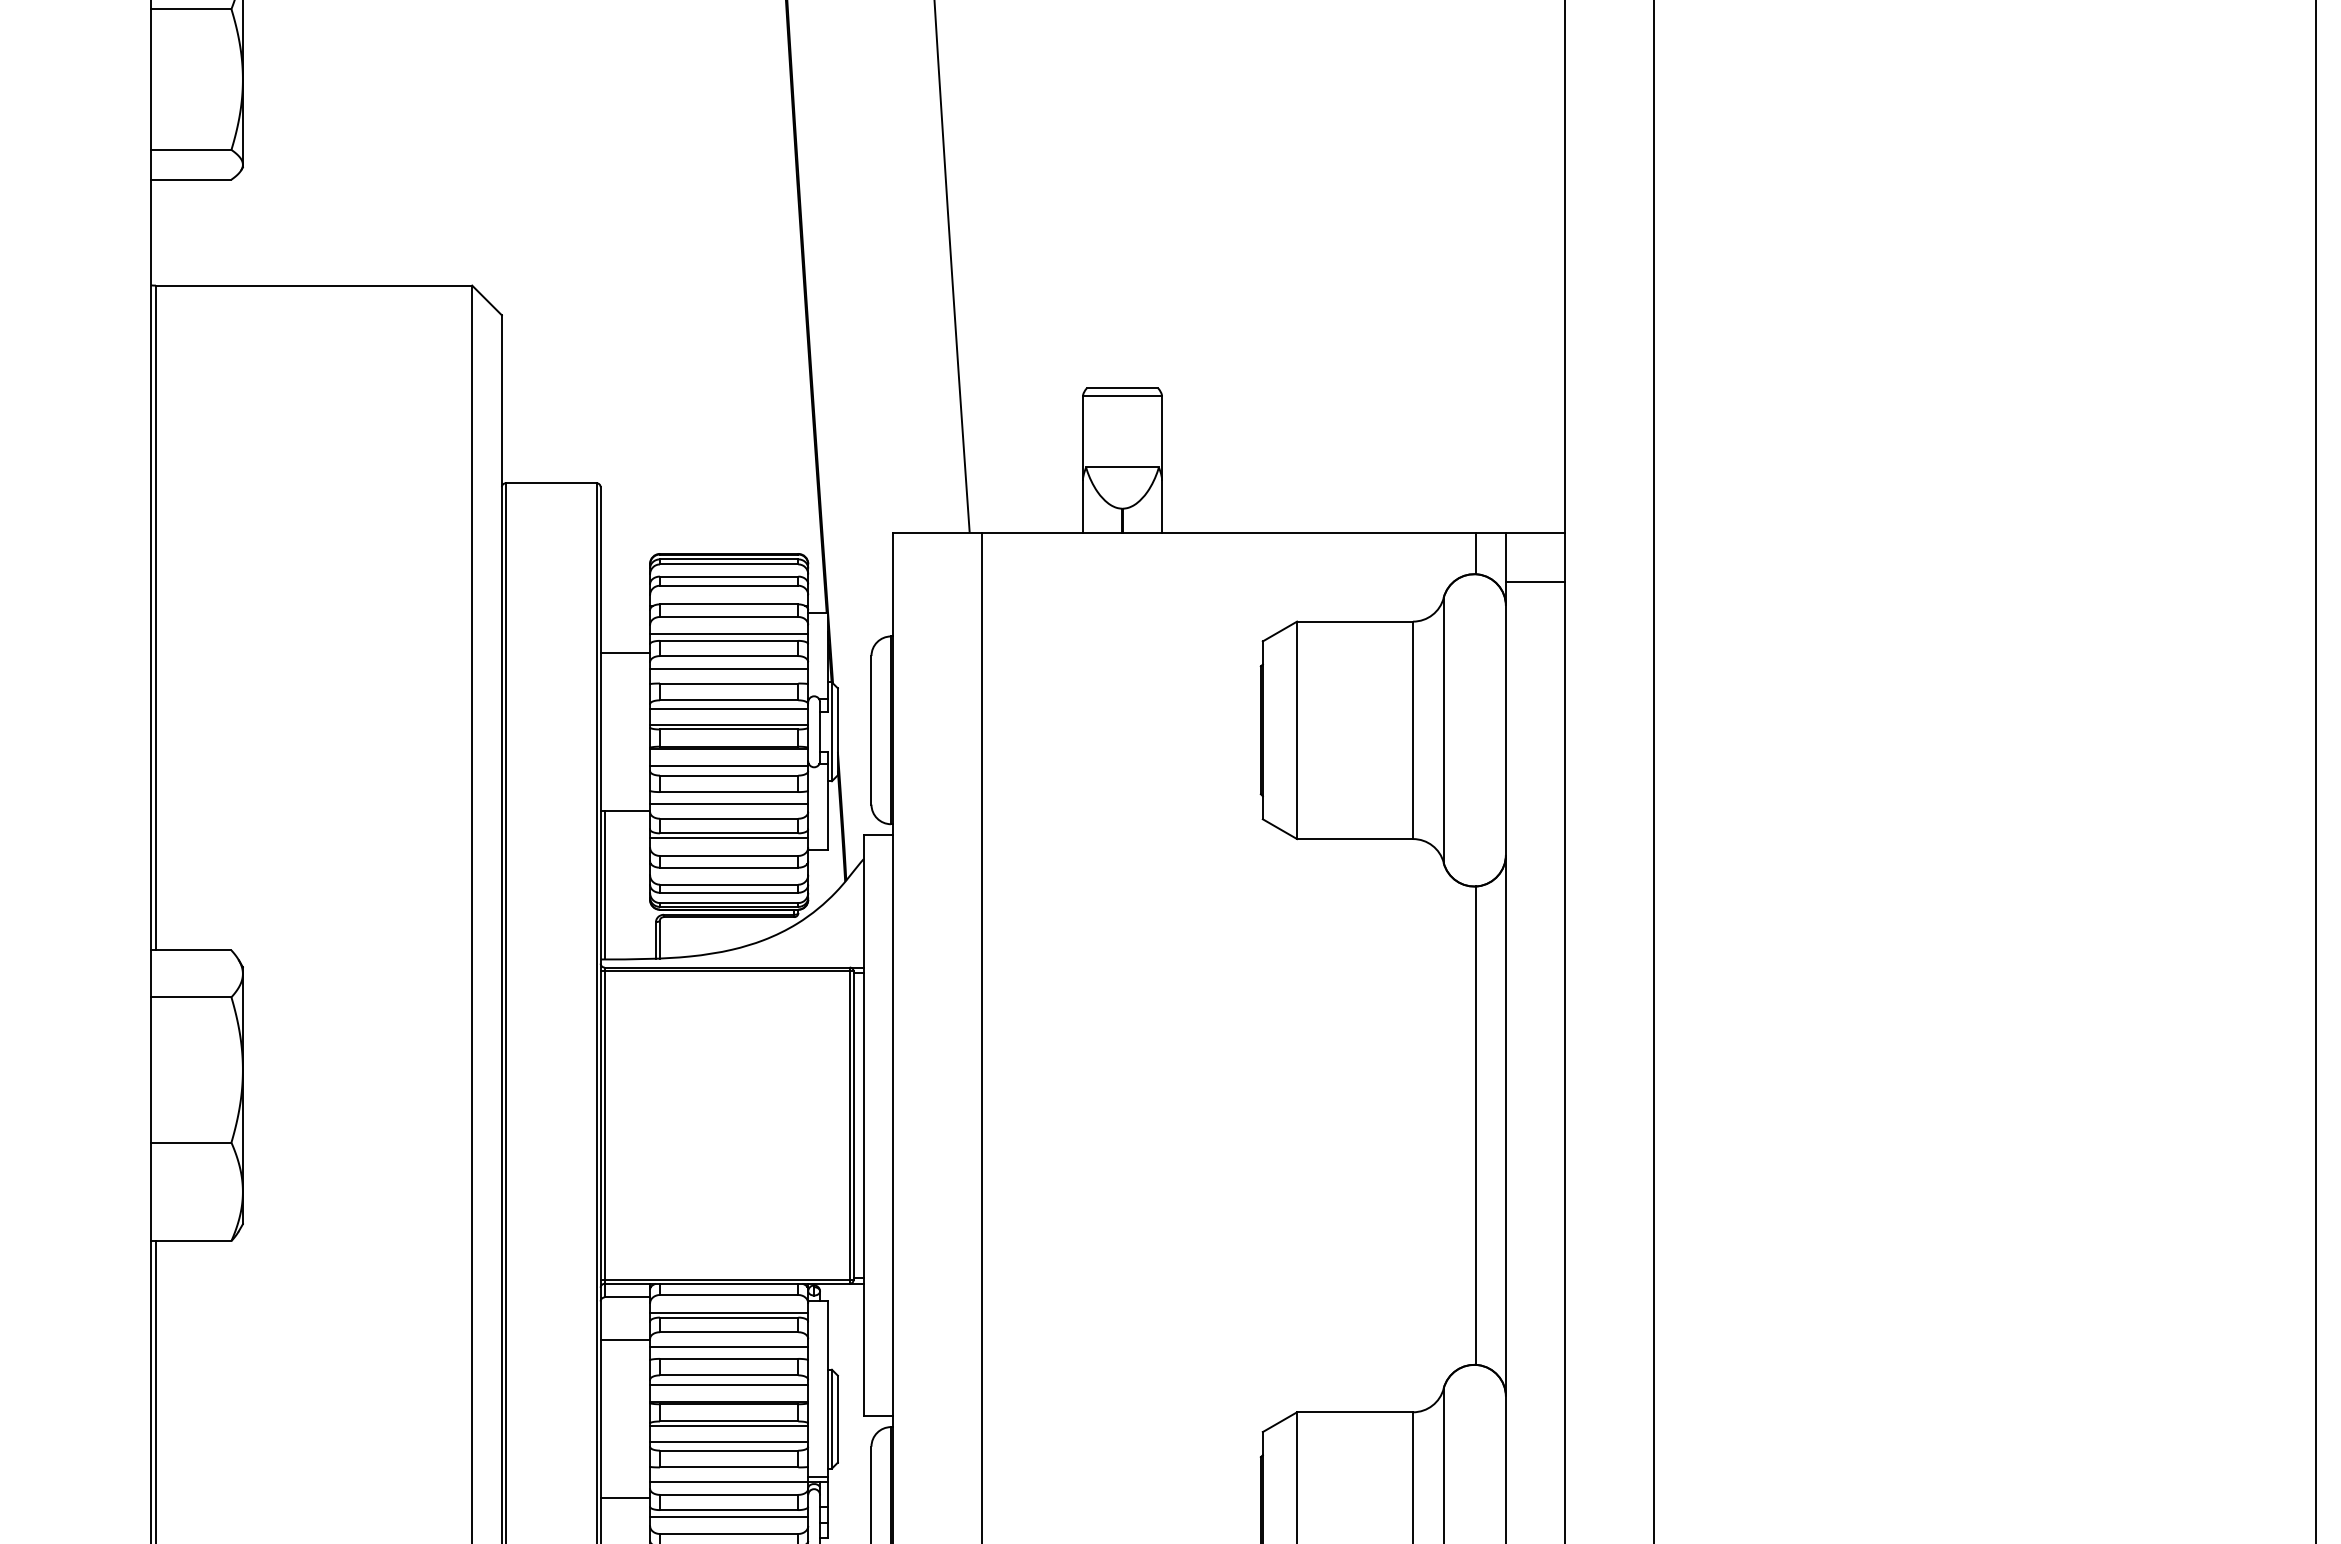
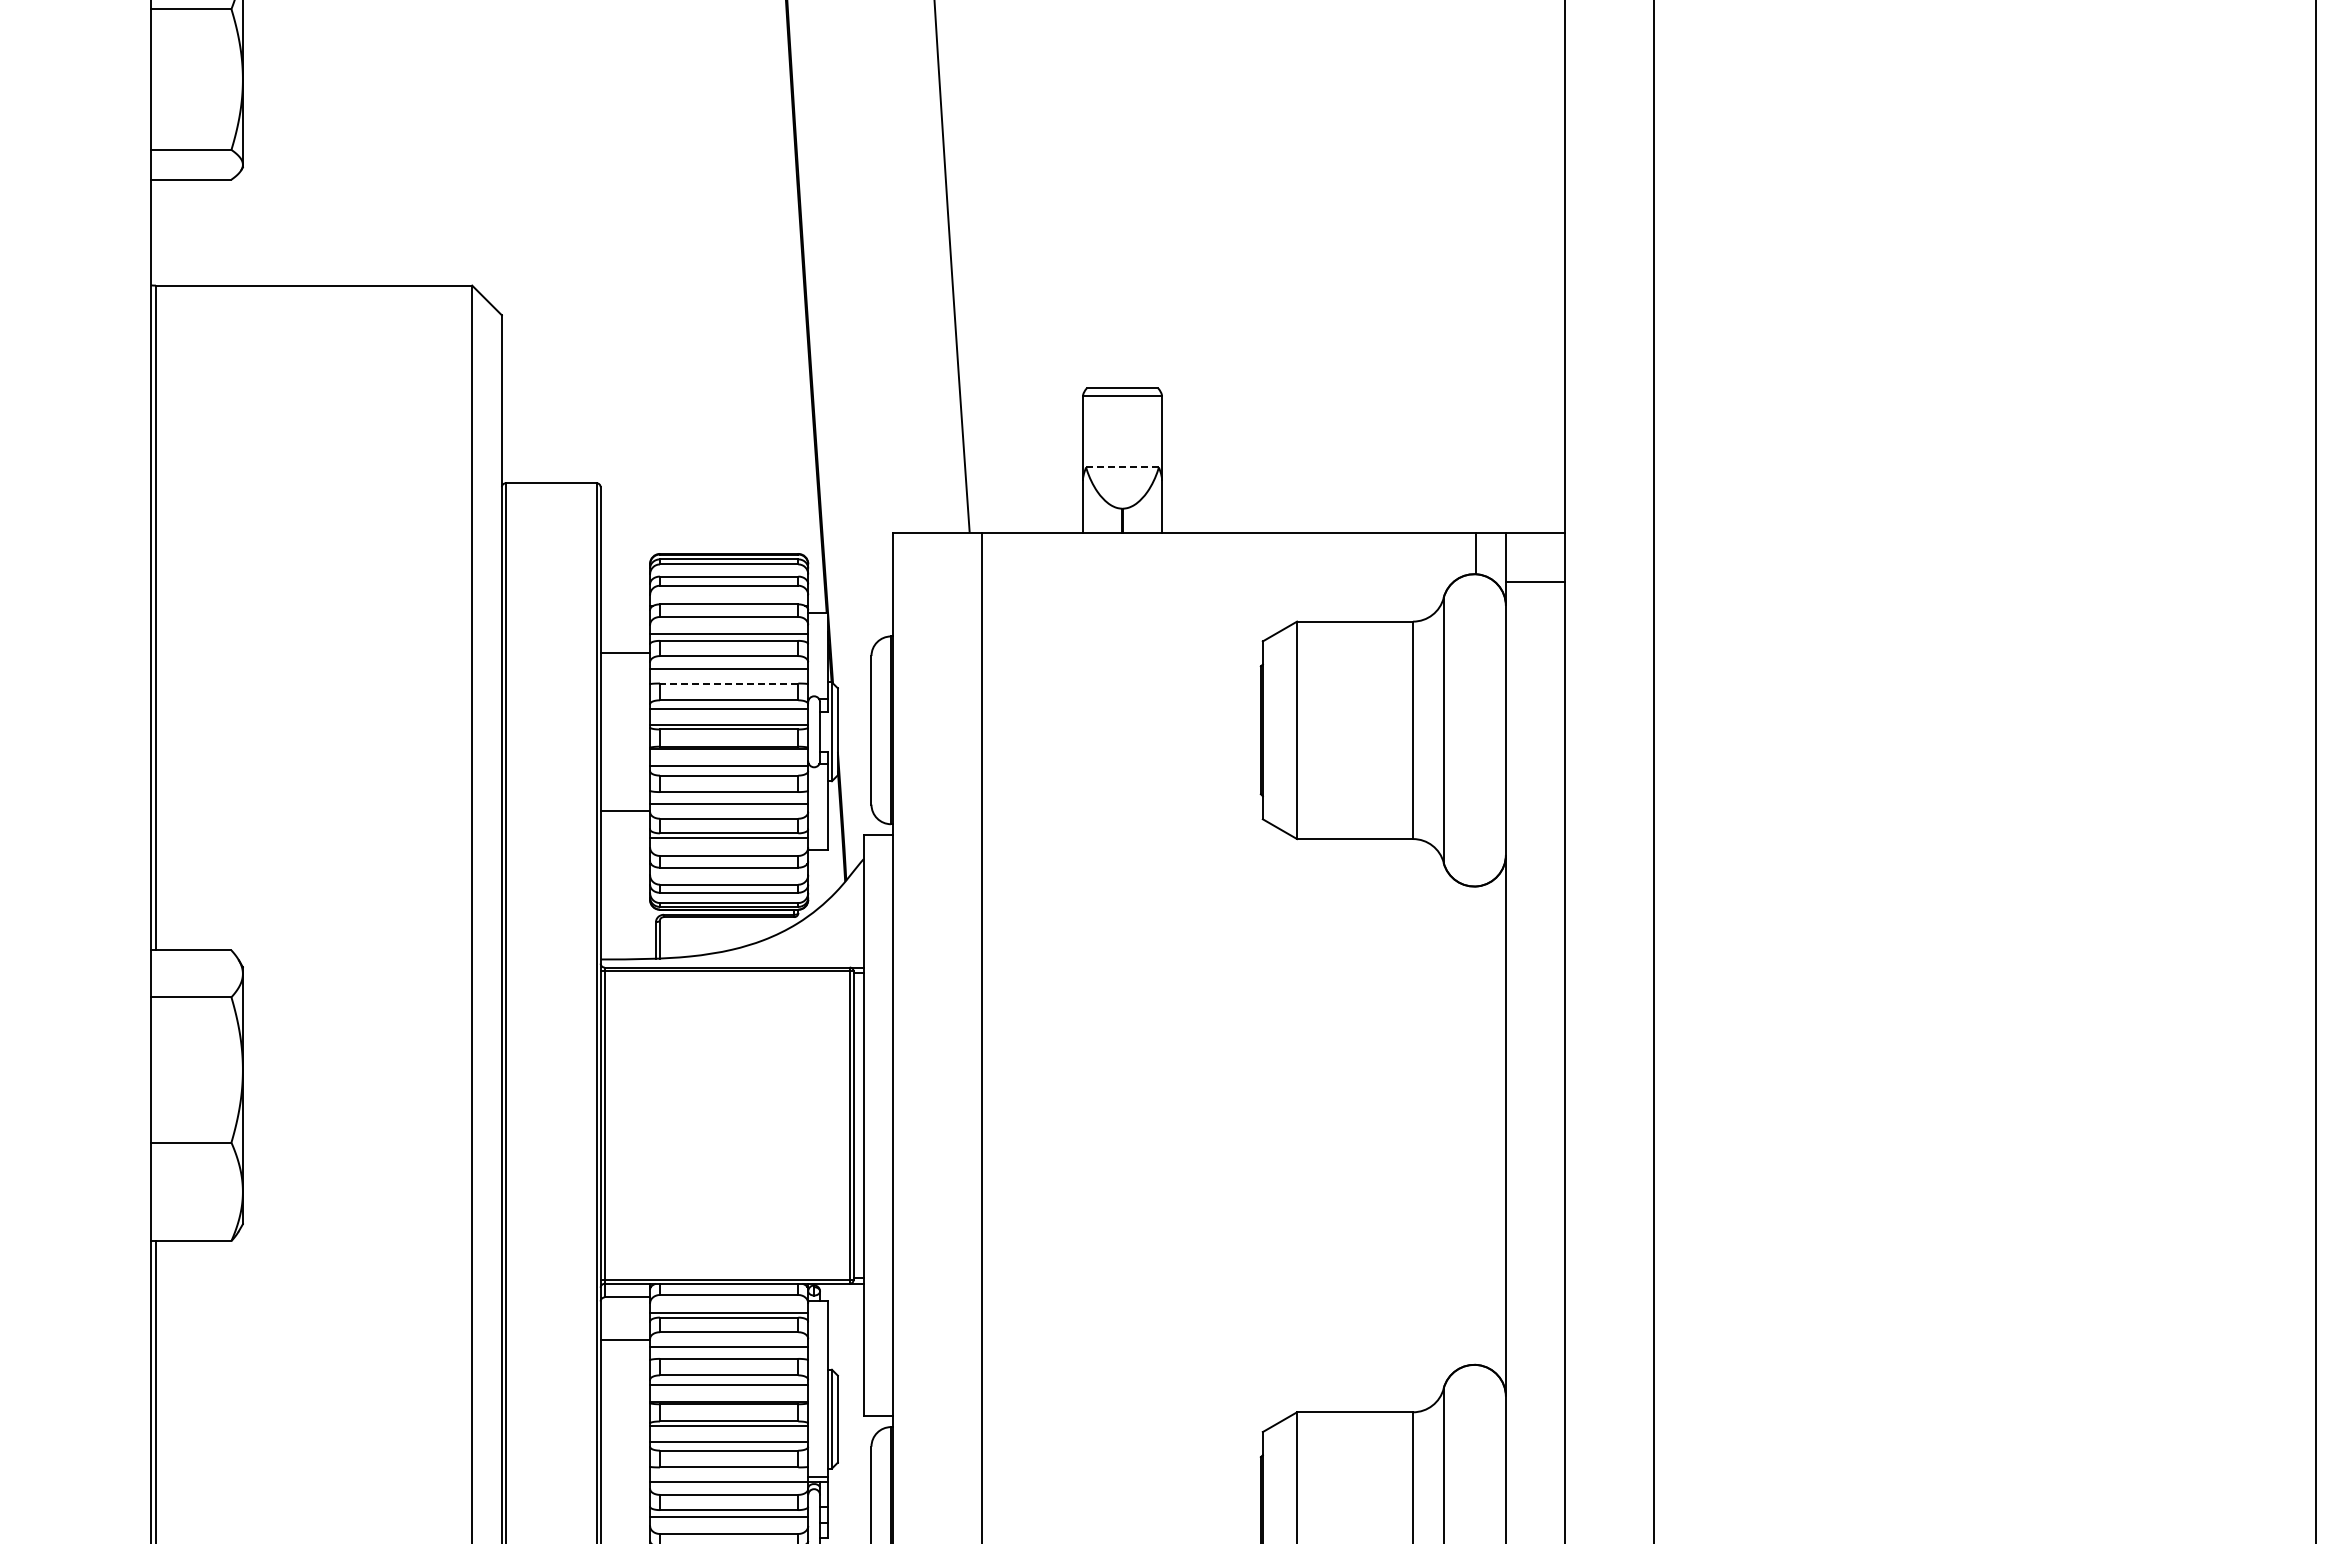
line: solid -> dashed (1123, 467)
line: solid -> dashed (728, 683)
line: present -> none (604, 884)
line: present -> none (1476, 1125)
line: present -> none (625, 1498)
